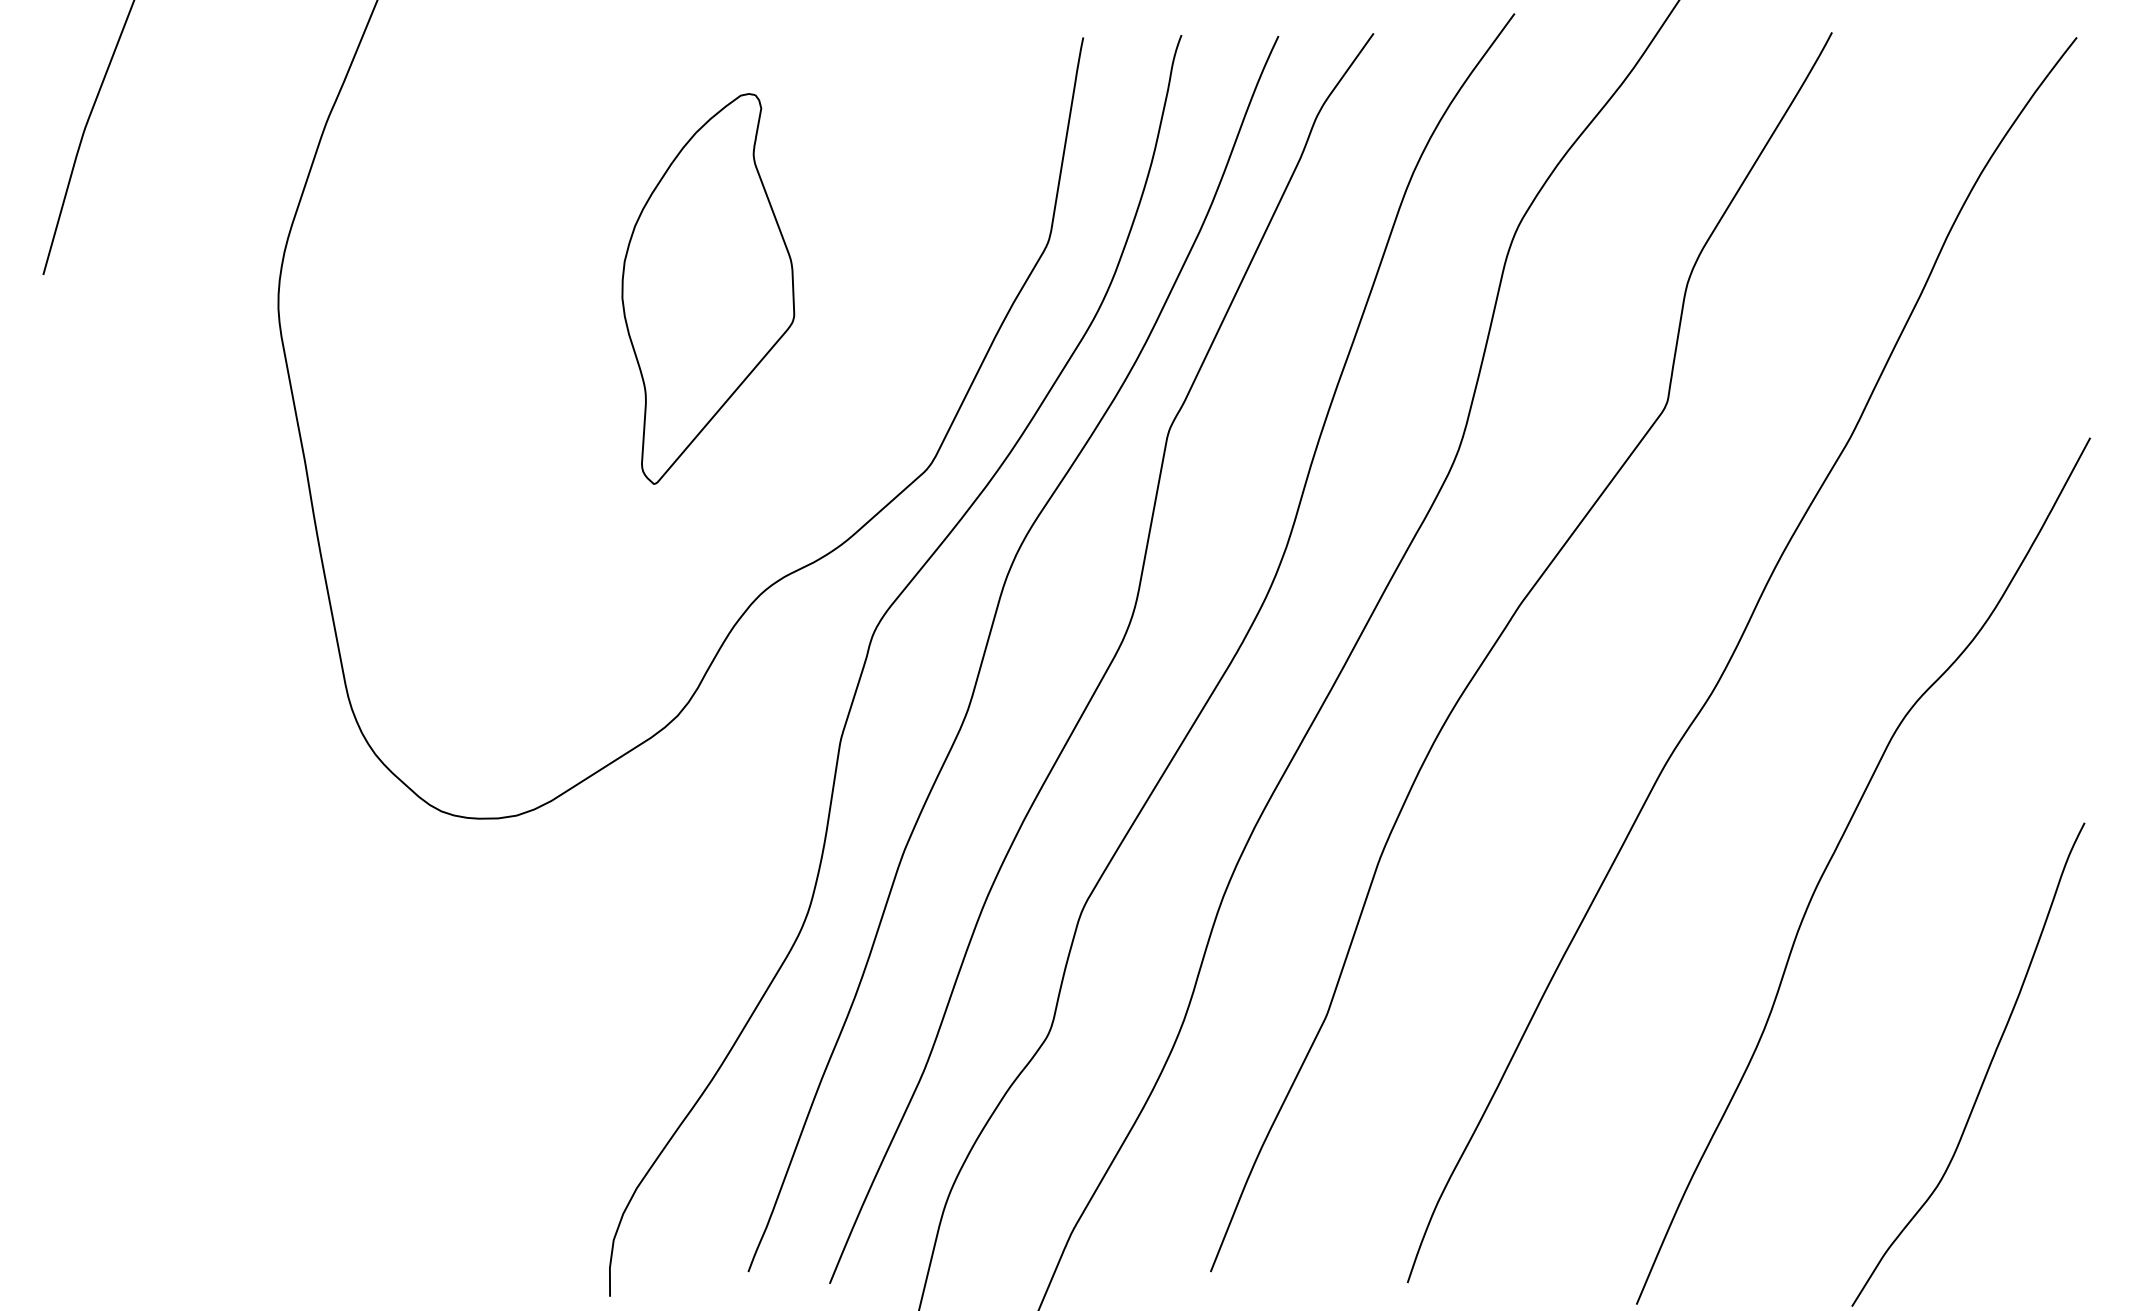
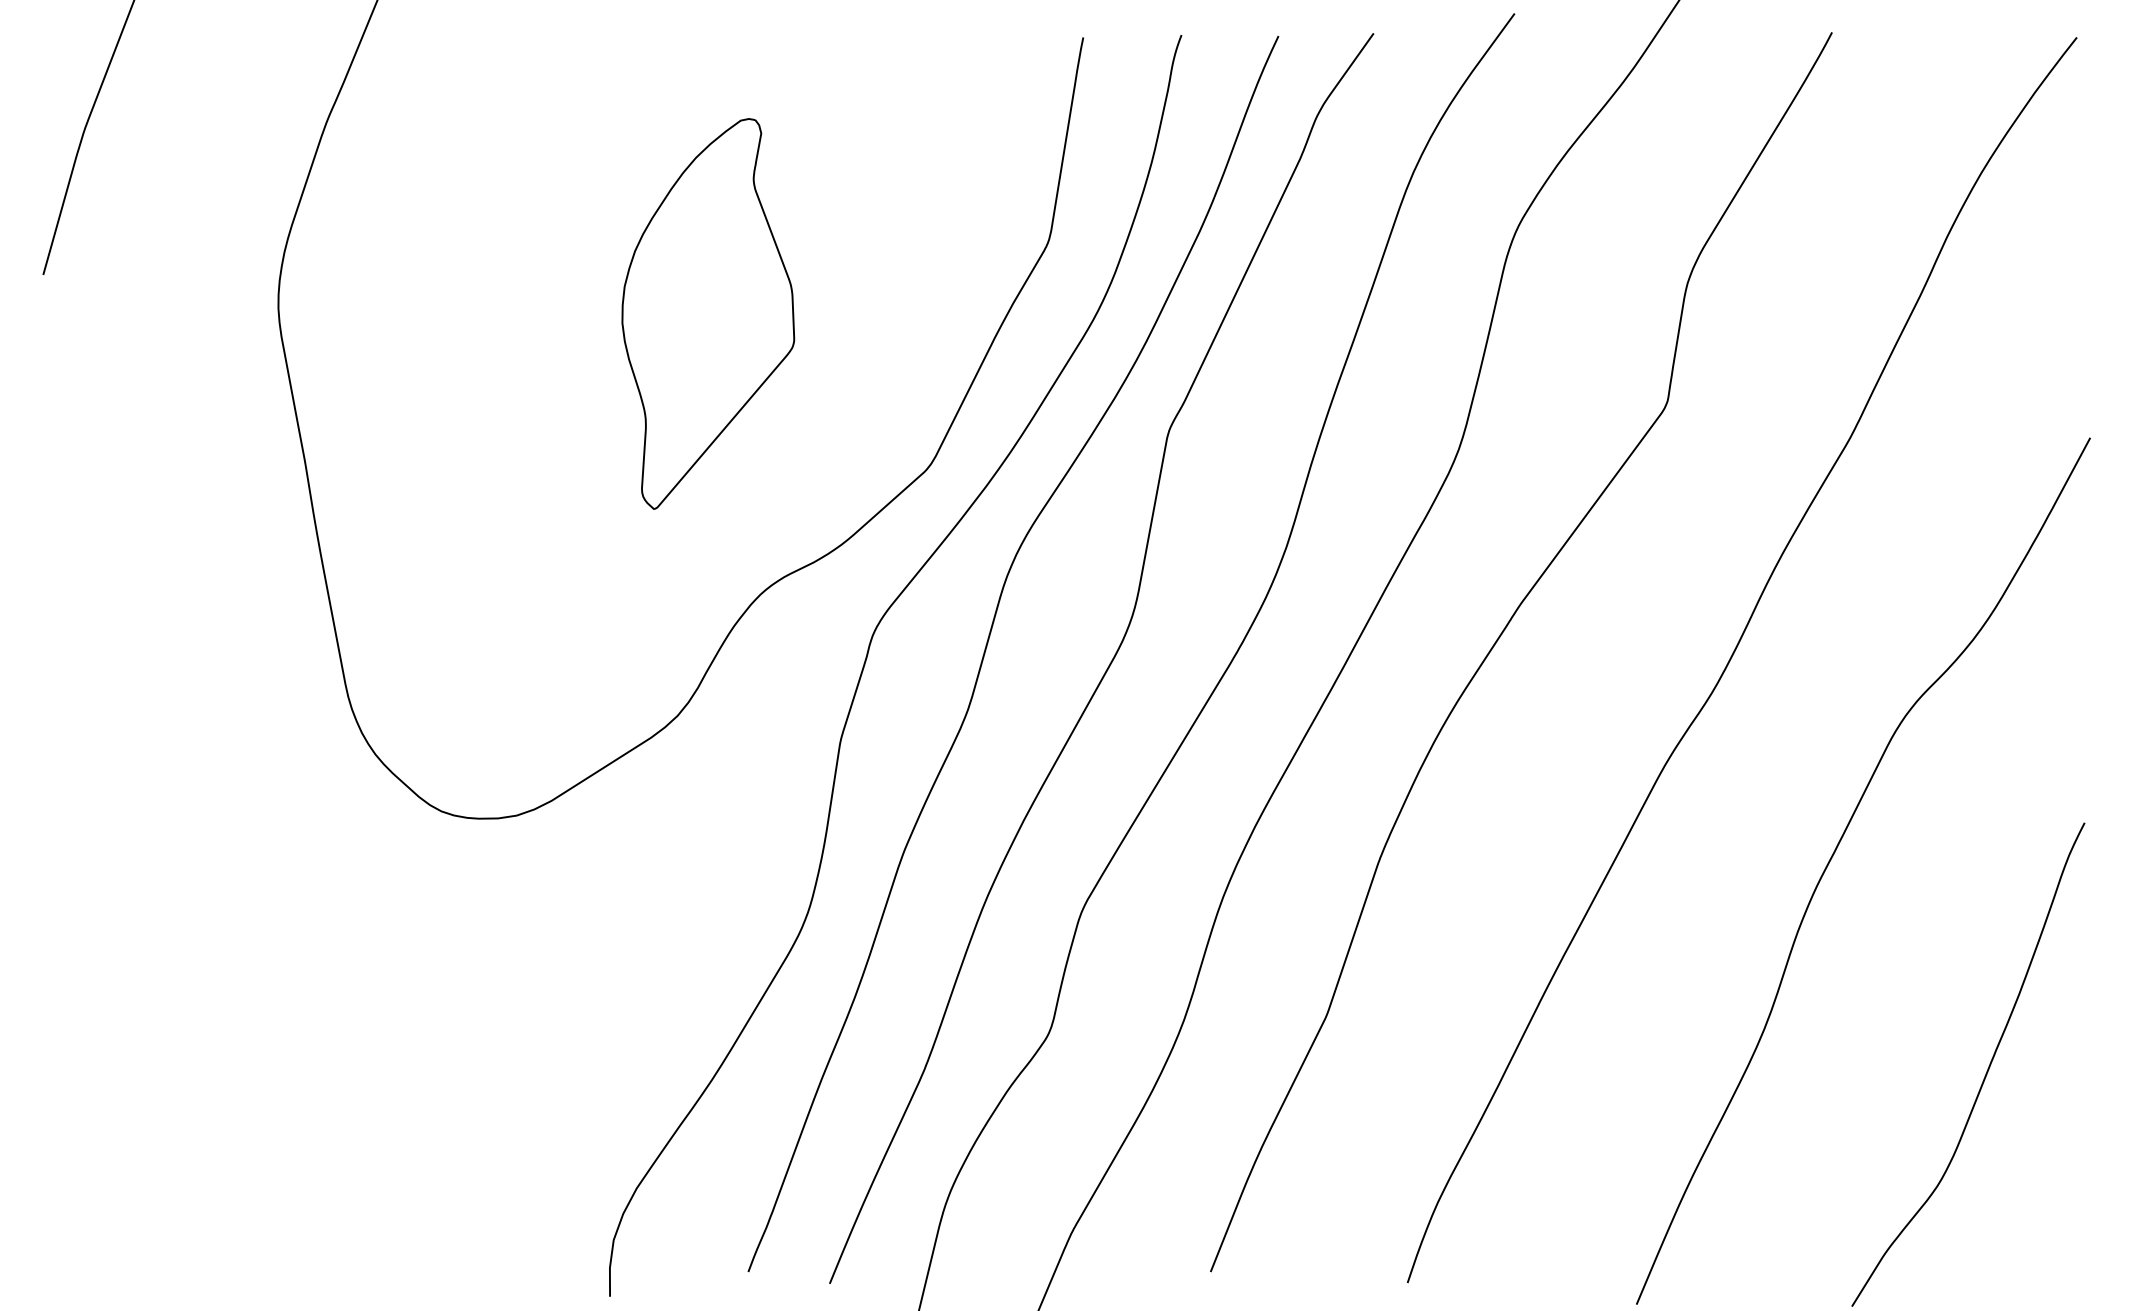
part position: (708, 288) -> (708, 313) (708, 313)
